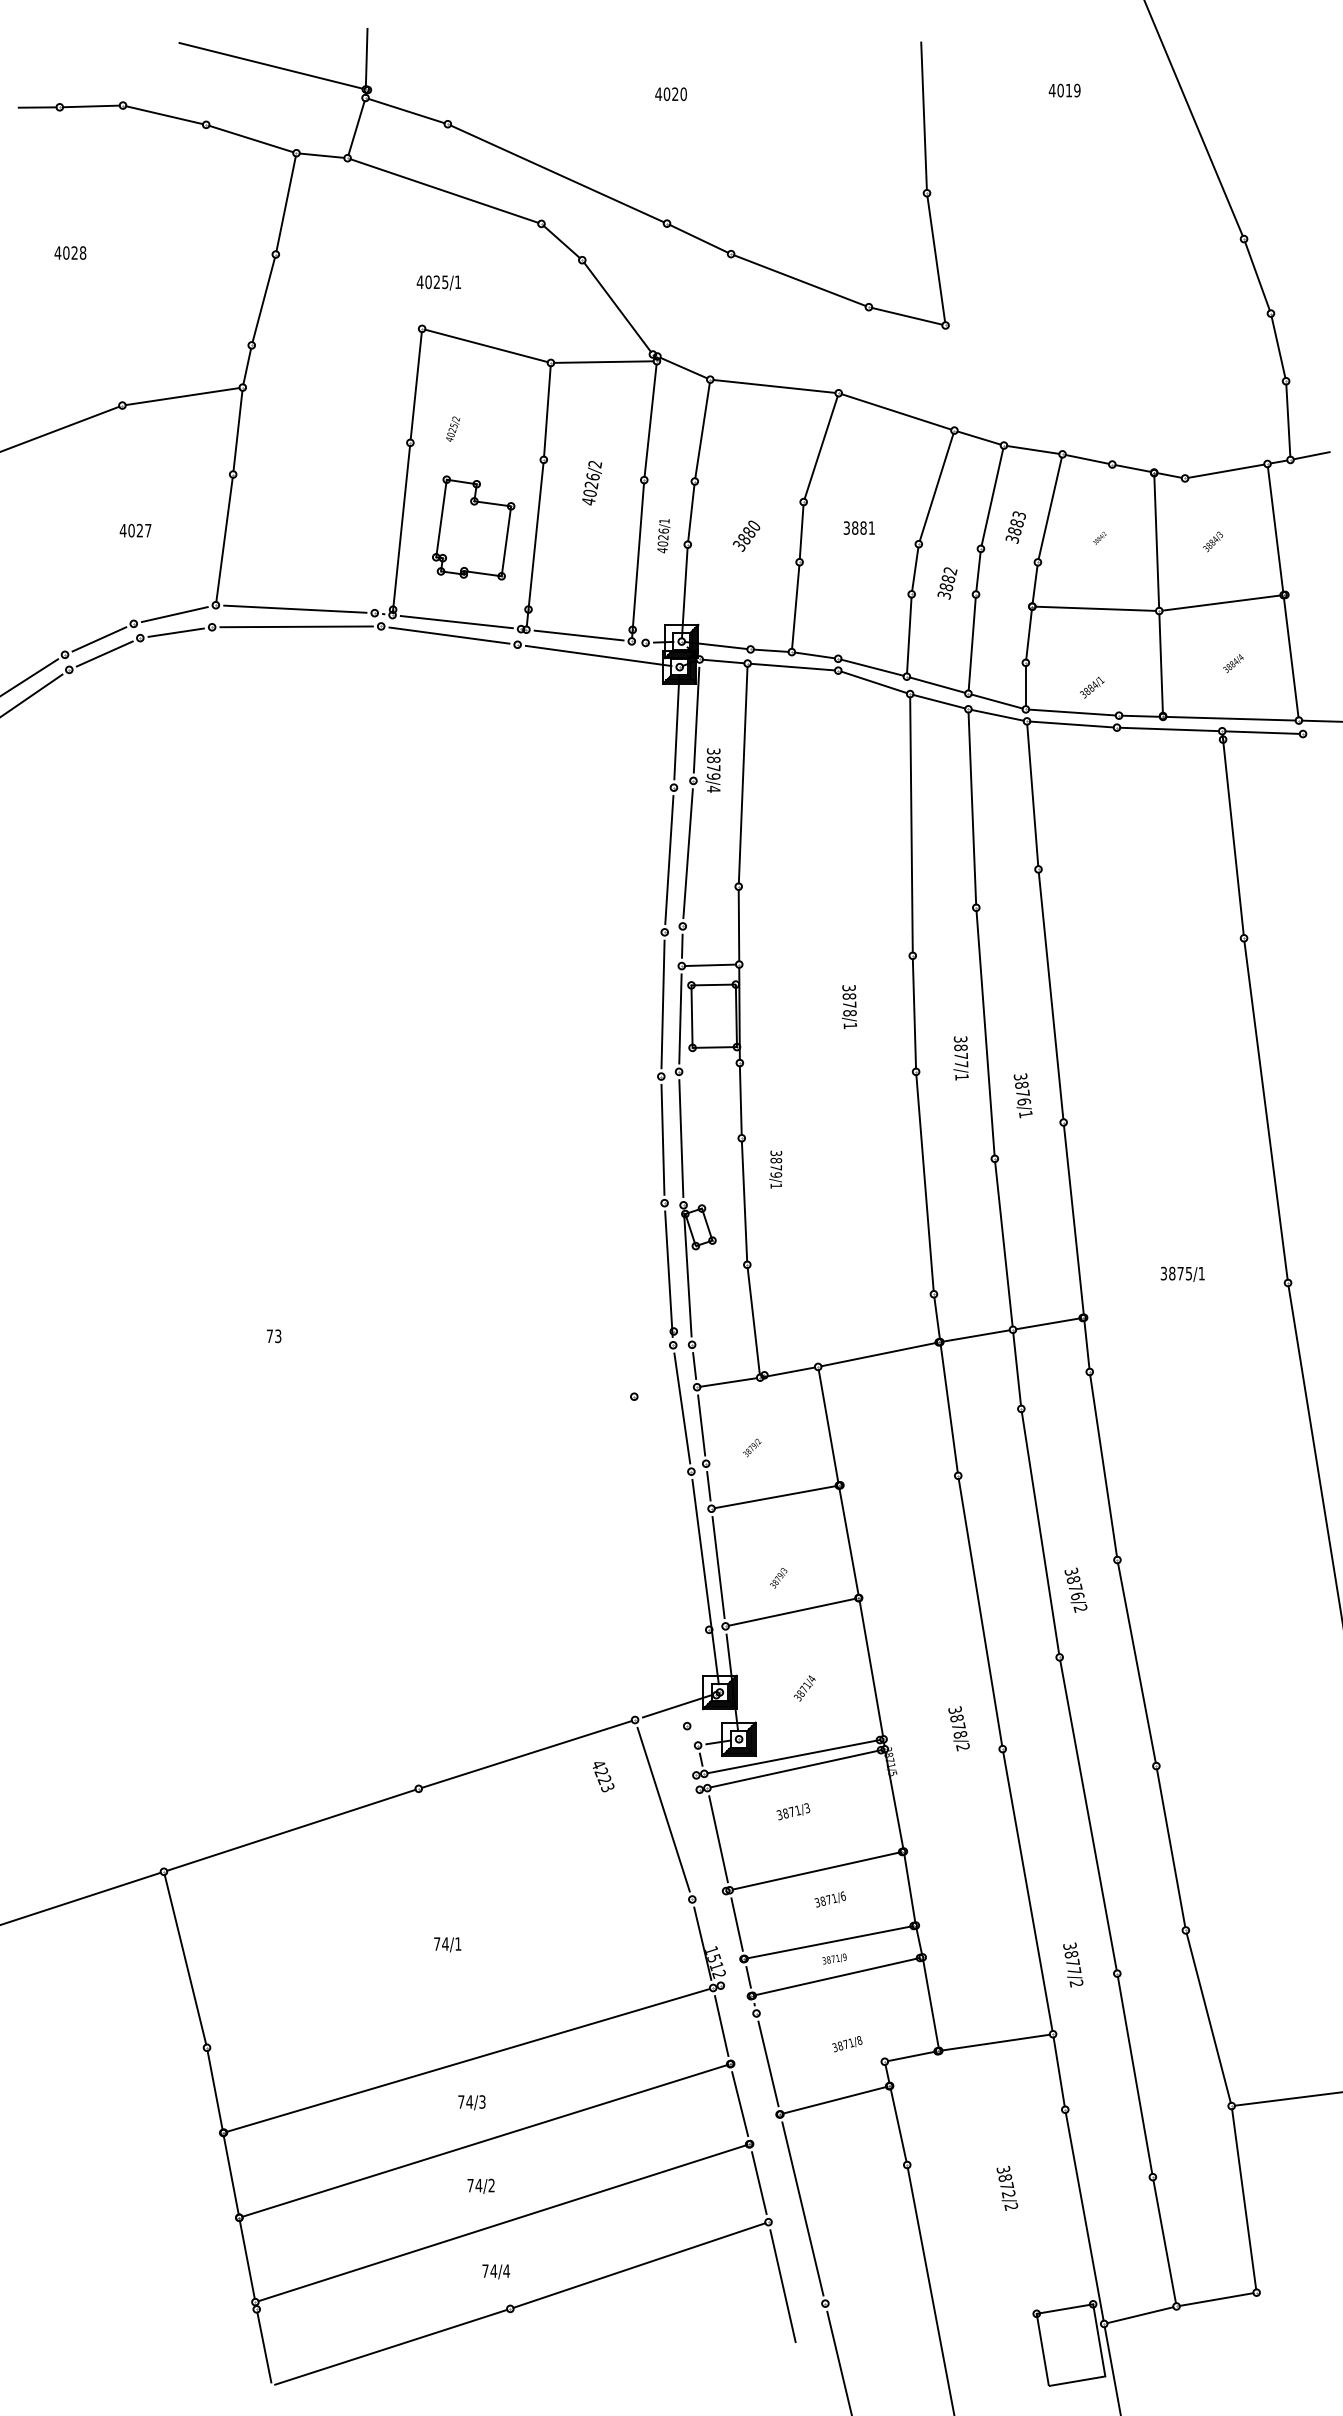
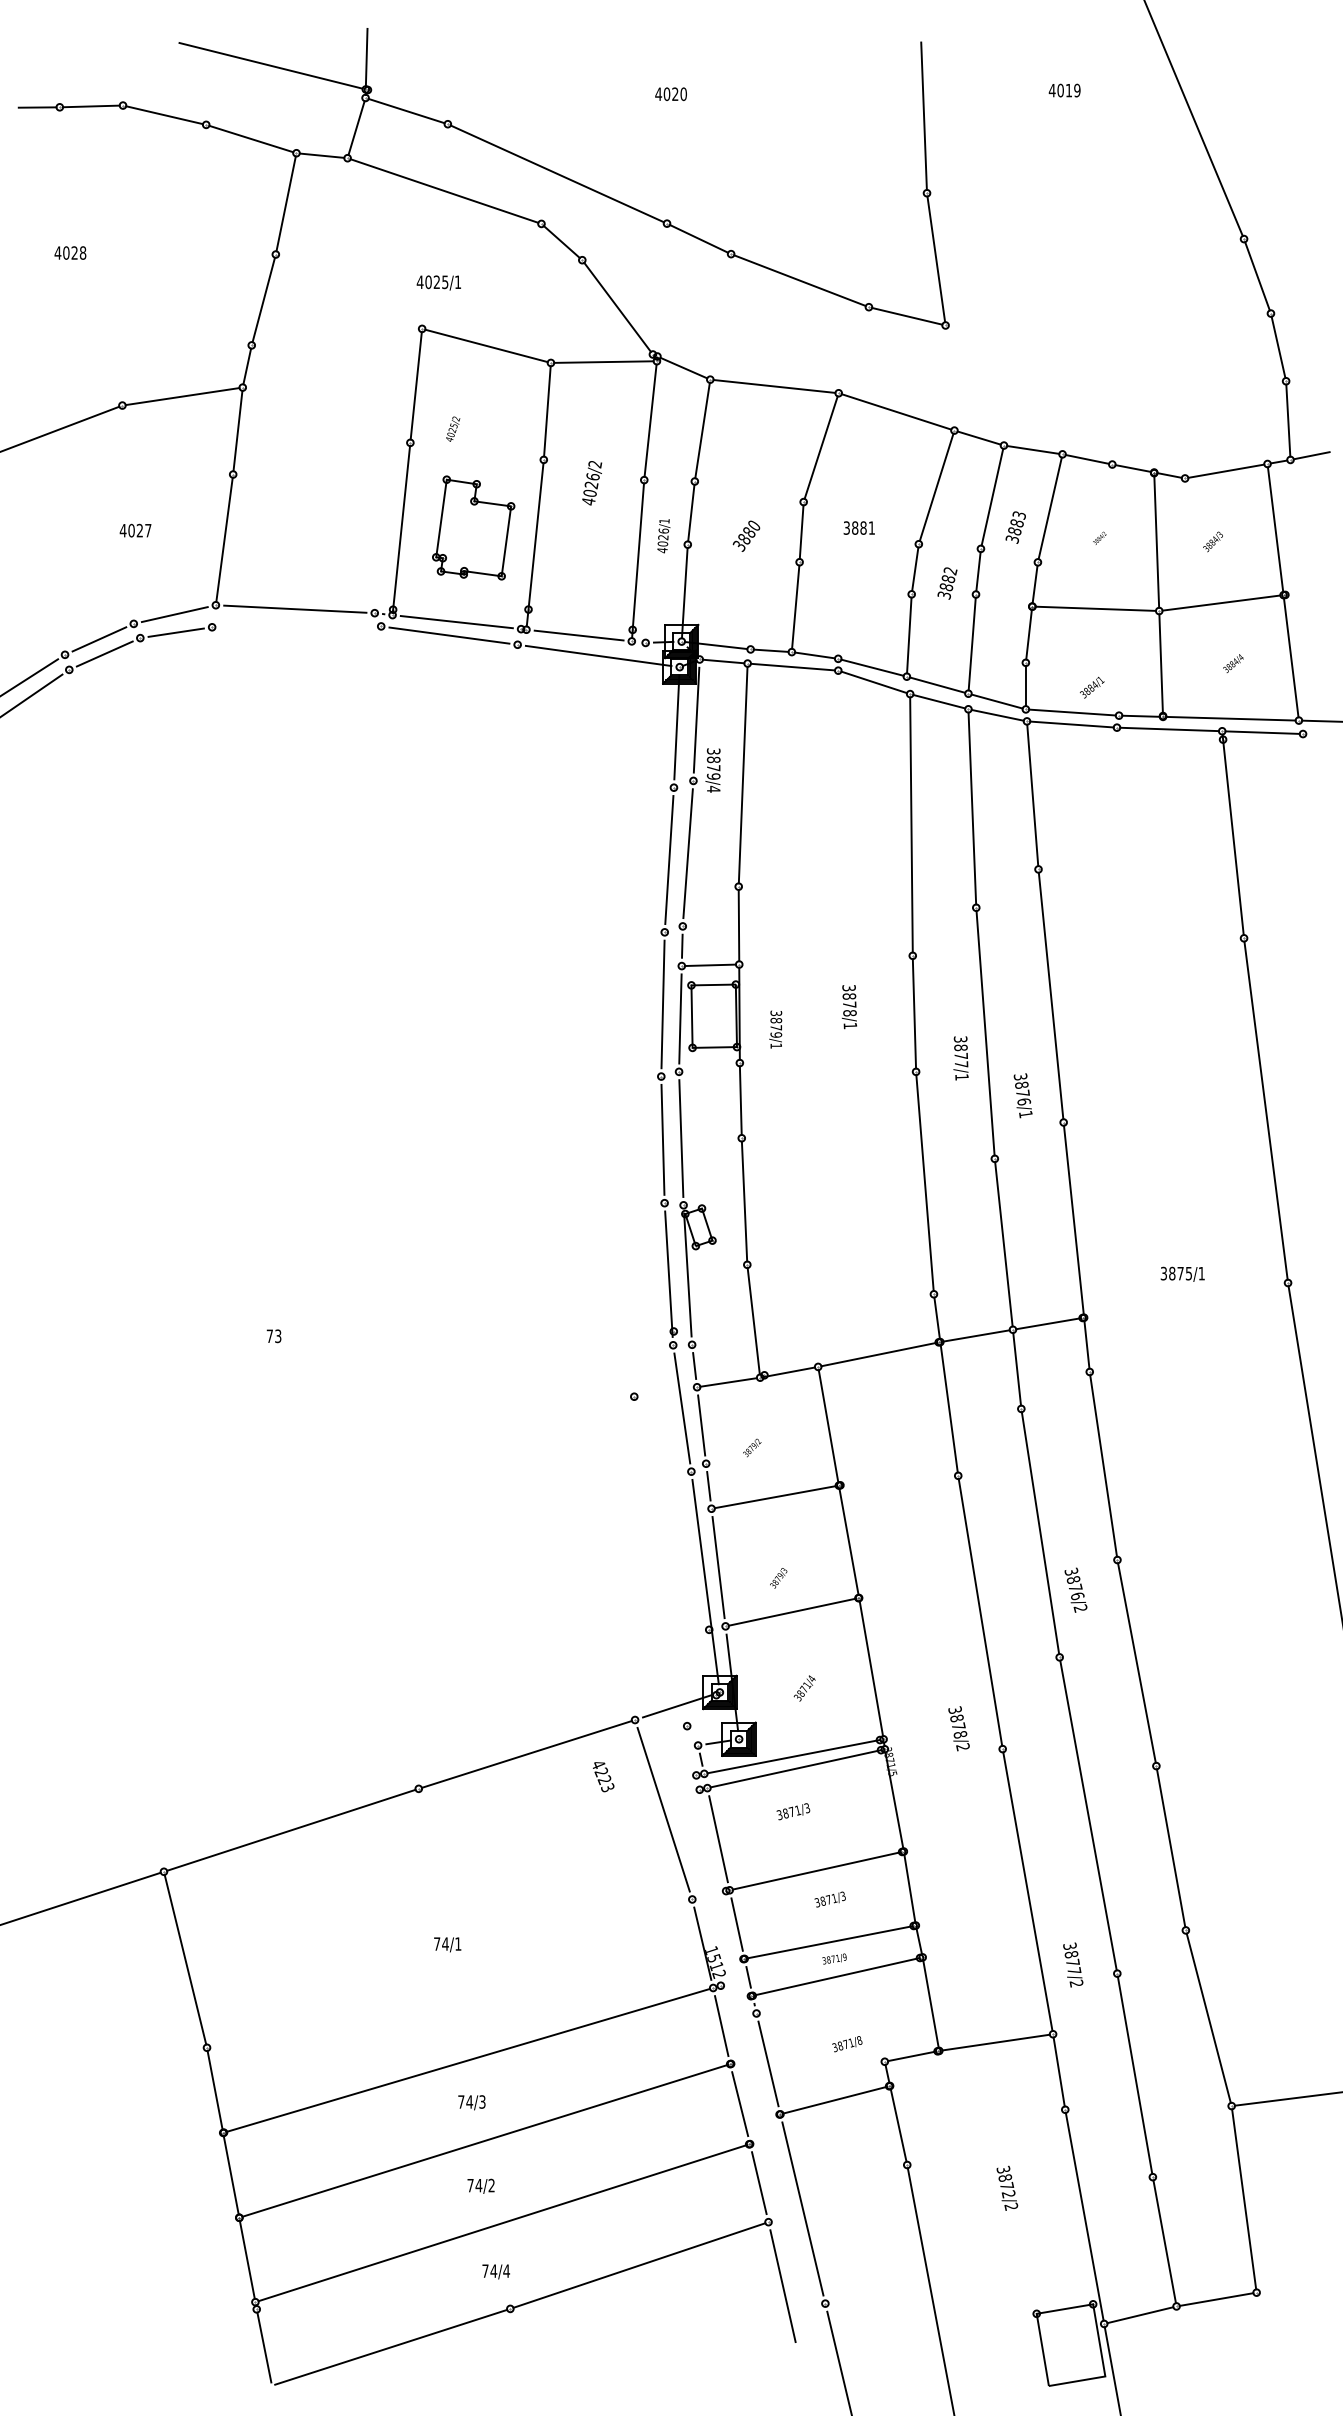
line: present -> none (296, 626)
text position: (775, 1169) -> (775, 1029) (775, 1029)
text: 3871/6 -> 3871/3 (842, 1896)
